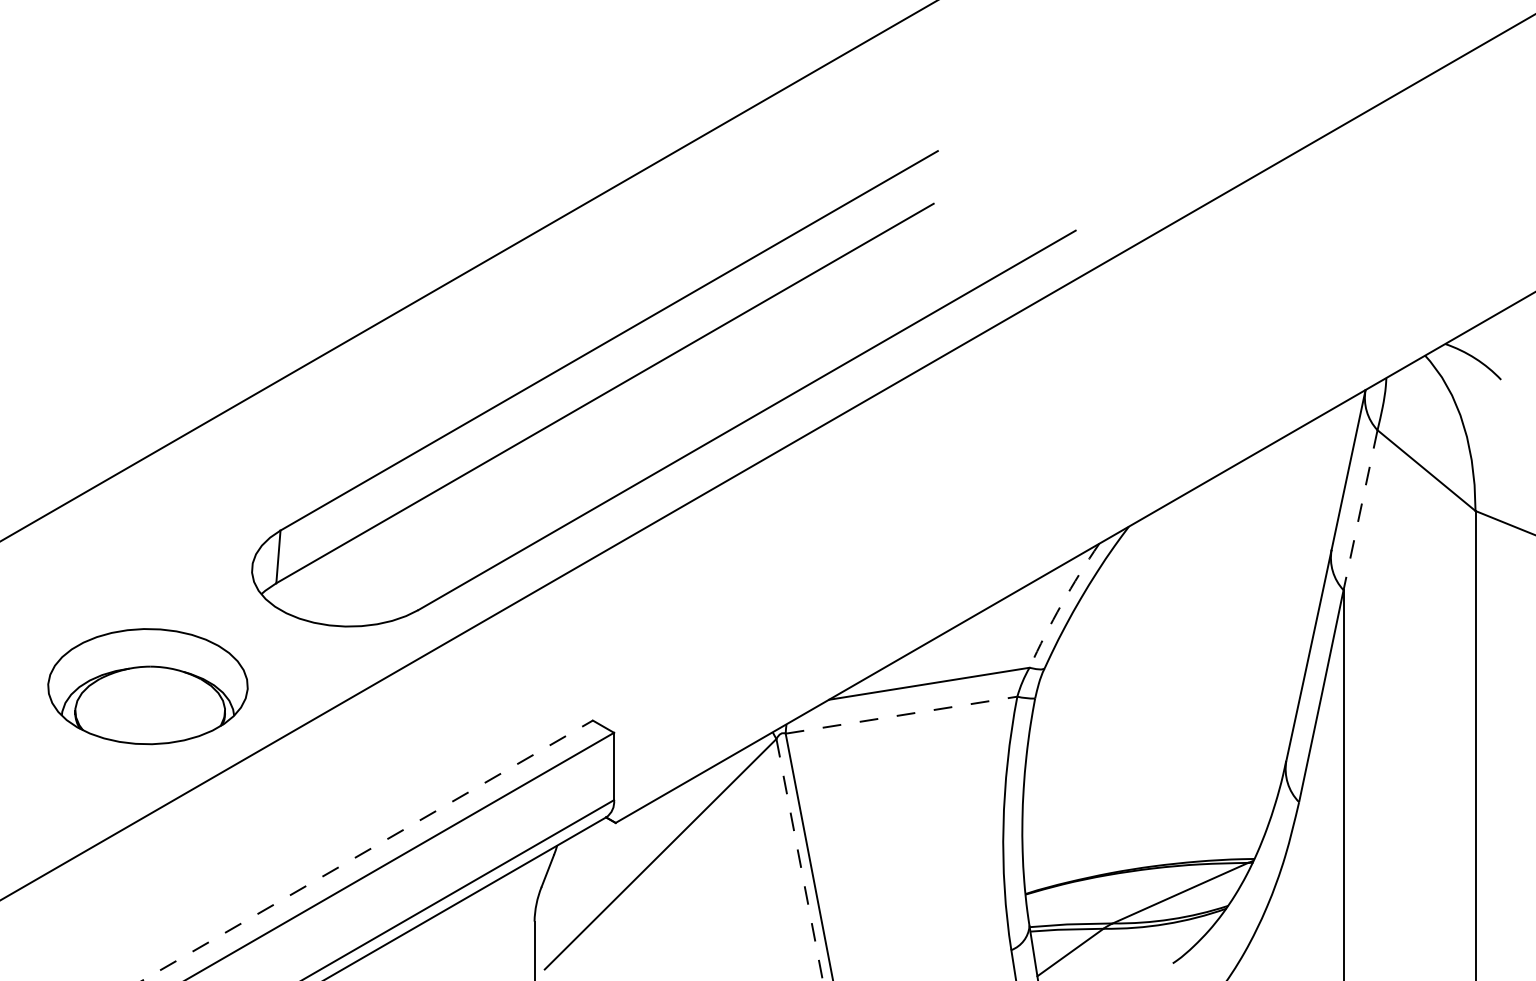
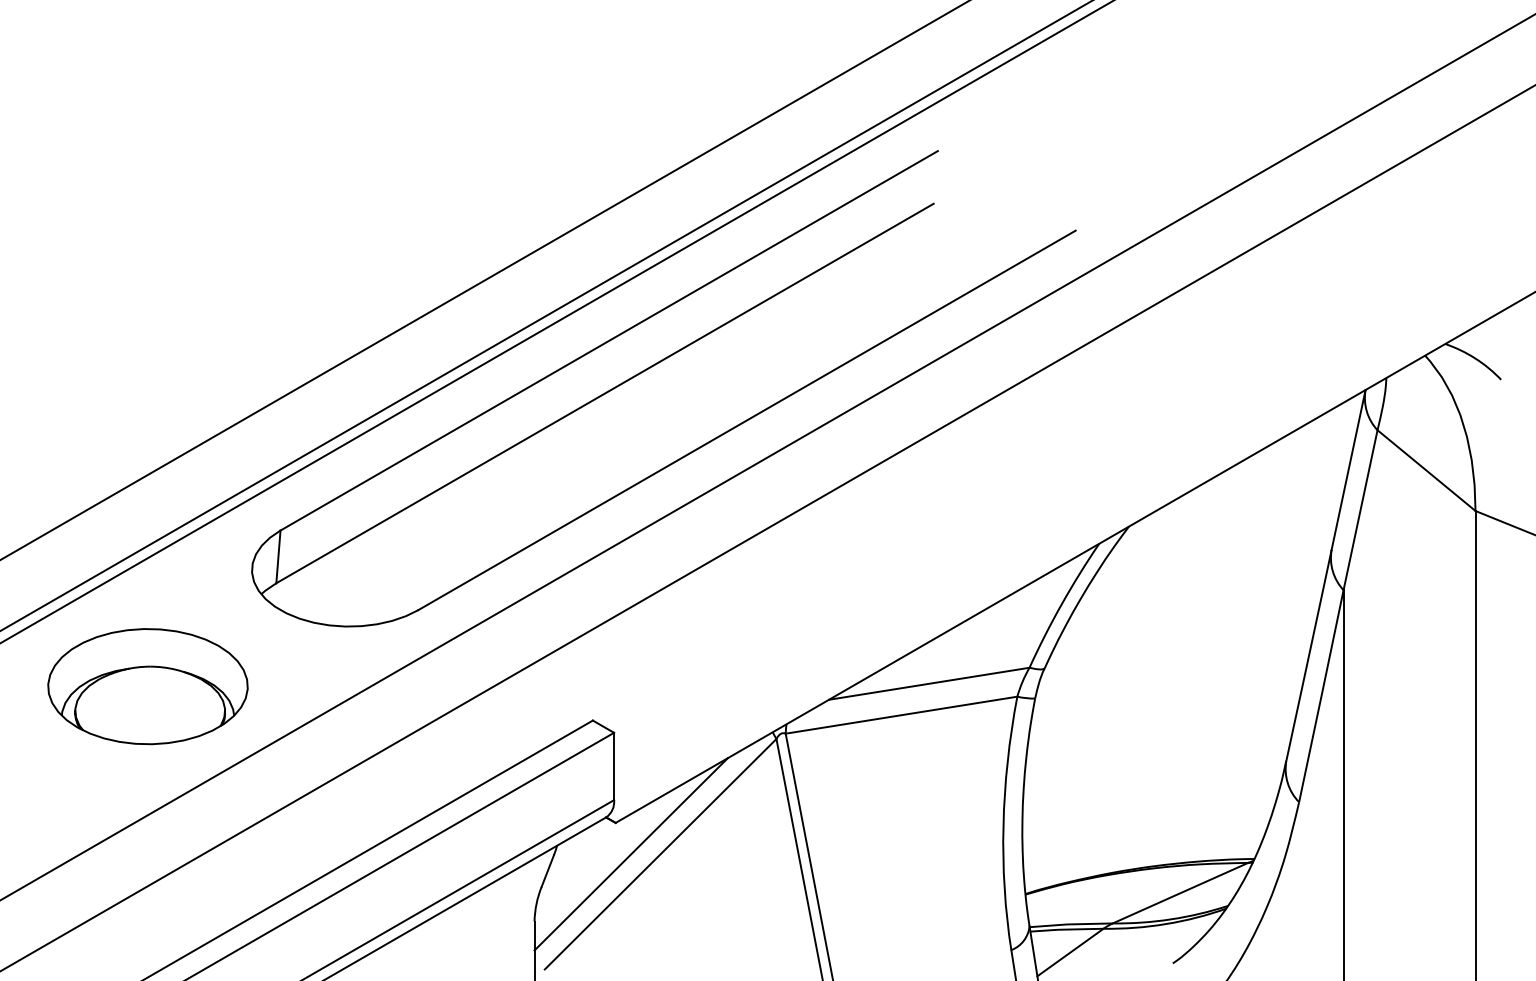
line position: (468, 271) -> (484, 280) (484, 280)
line: none -> present (545, 315)
line: none -> present (556, 321)
line: dashed -> solid (1360, 510)
line: none -> present (767, 528)
arc: dashed -> solid (1061, 604)
line: dashed -> solid (902, 715)
line: dashed -> solid (368, 850)
line: none -> present (630, 854)
line: dashed -> solid (799, 859)
